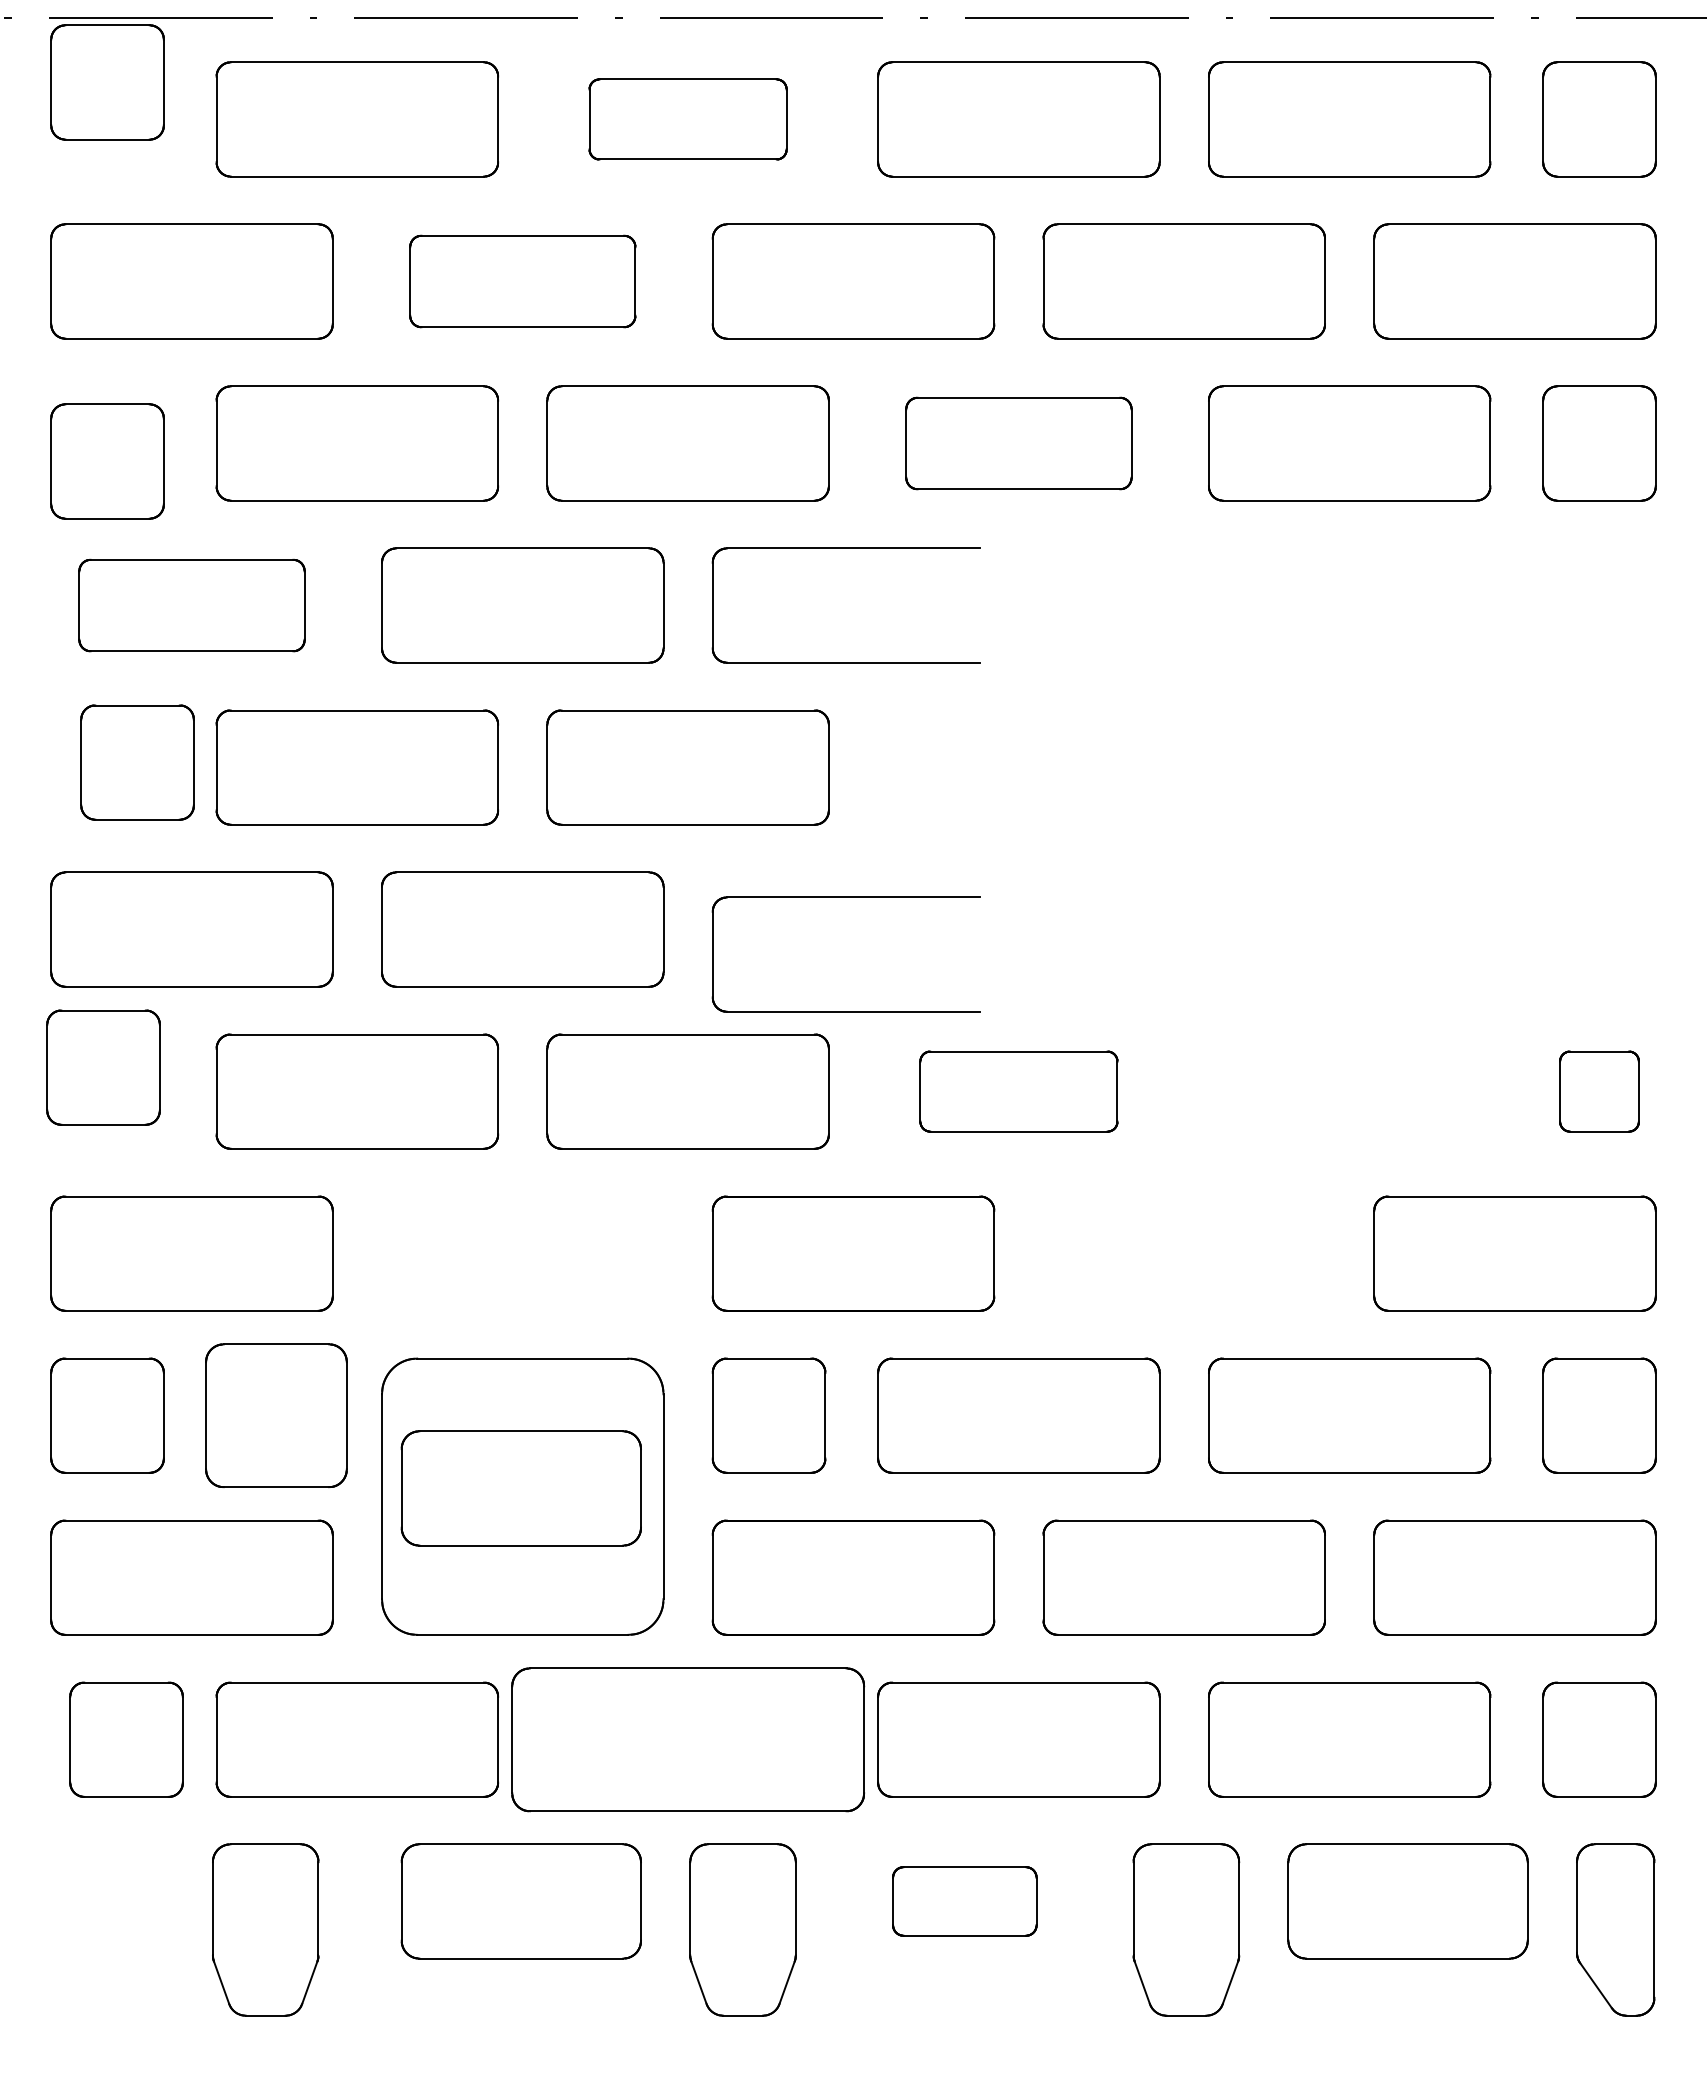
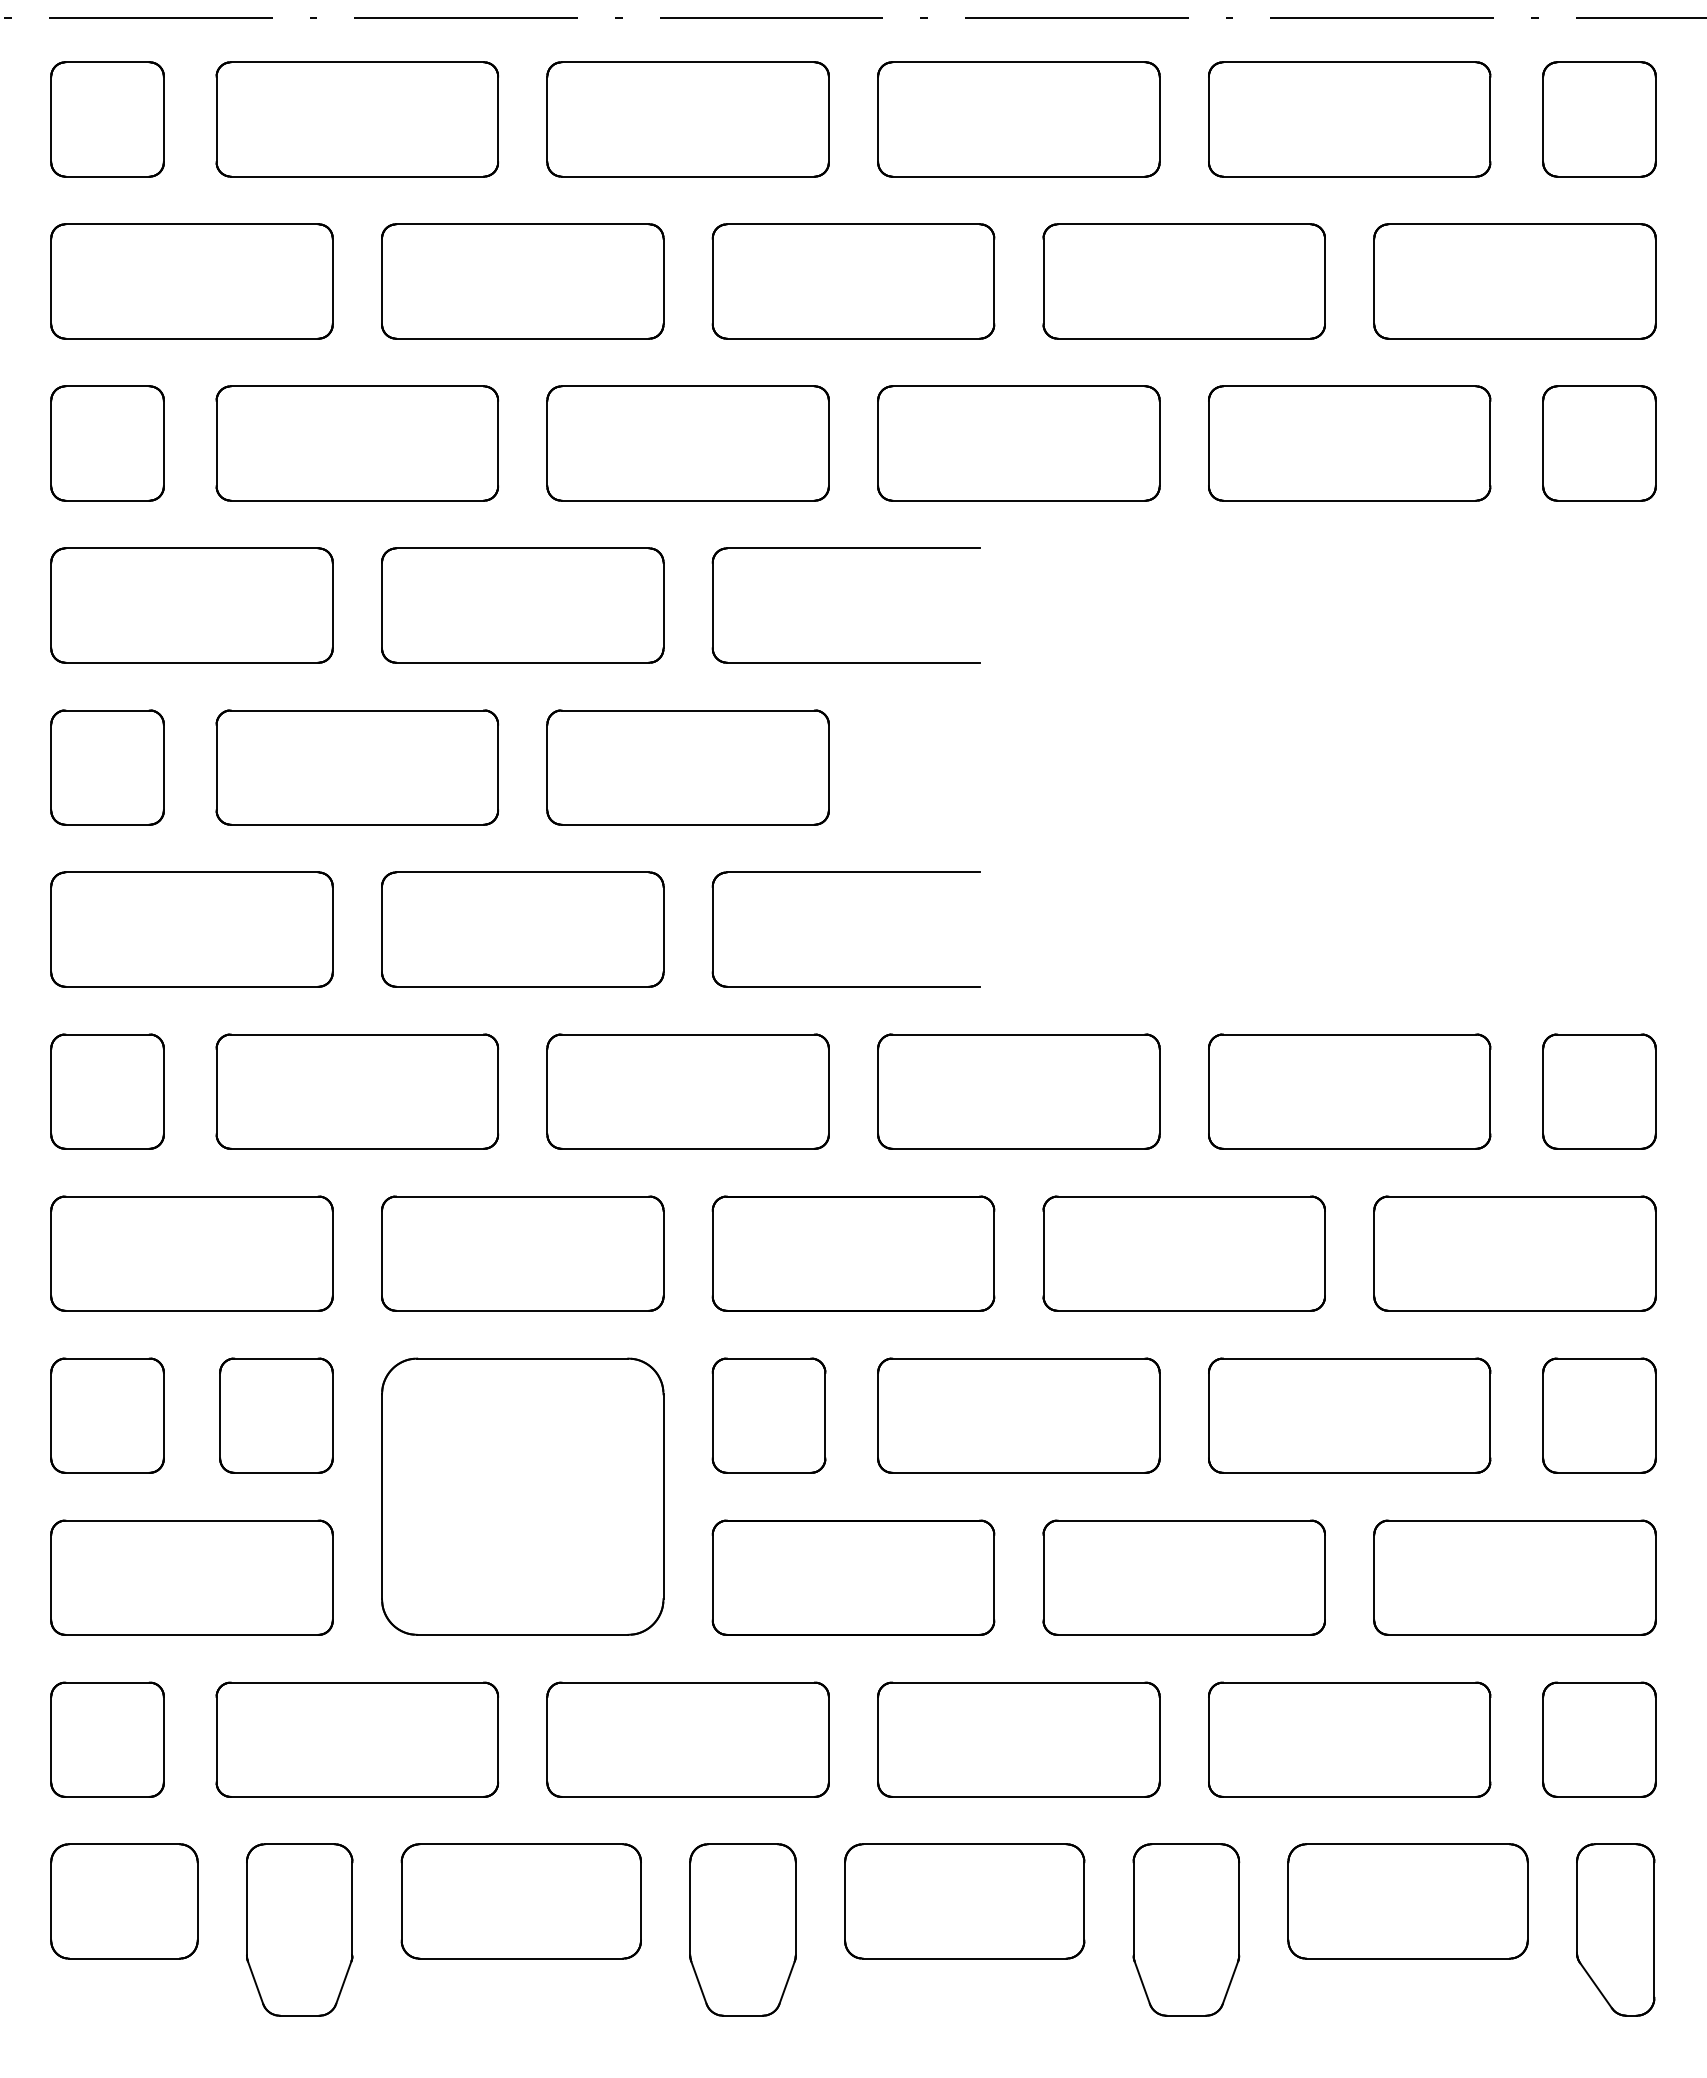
part position: (107, 82) -> (107, 119) (107, 119)
part size: 200x83 px -> 284x117 px (687, 119)
part size: 228x95 px -> 284x117 px (522, 281)
part size: 228x95 px -> 284x117 px (1018, 443)
part position: (107, 461) -> (107, 443) (107, 443)
part size: 228x95 px -> 284x117 px (191, 605)
part position: (137, 762) -> (107, 767) (107, 767)
part position: (845, 897) -> (845, 872) (845, 872)
part position: (103, 1067) -> (107, 1091) (107, 1091)
part size: 200x83 px -> 284x117 px (1018, 1091)
part: none -> present (1349, 1091)
part size: 81x83 px -> 115x117 px (1599, 1091)
part: none -> present (522, 1253)
part: none -> present (1183, 1253)
part size: 143x145 px -> 115x117 px (276, 1415)
part: present -> none (520, 1488)
part position: (126, 1739) -> (107, 1739) (107, 1739)
part size: 355x146 px -> 284x117 px (687, 1739)
part: none -> present (124, 1901)
part size: 146x71 px -> 242x117 px (964, 1901)
part position: (265, 1929) -> (299, 1929) (299, 1929)
